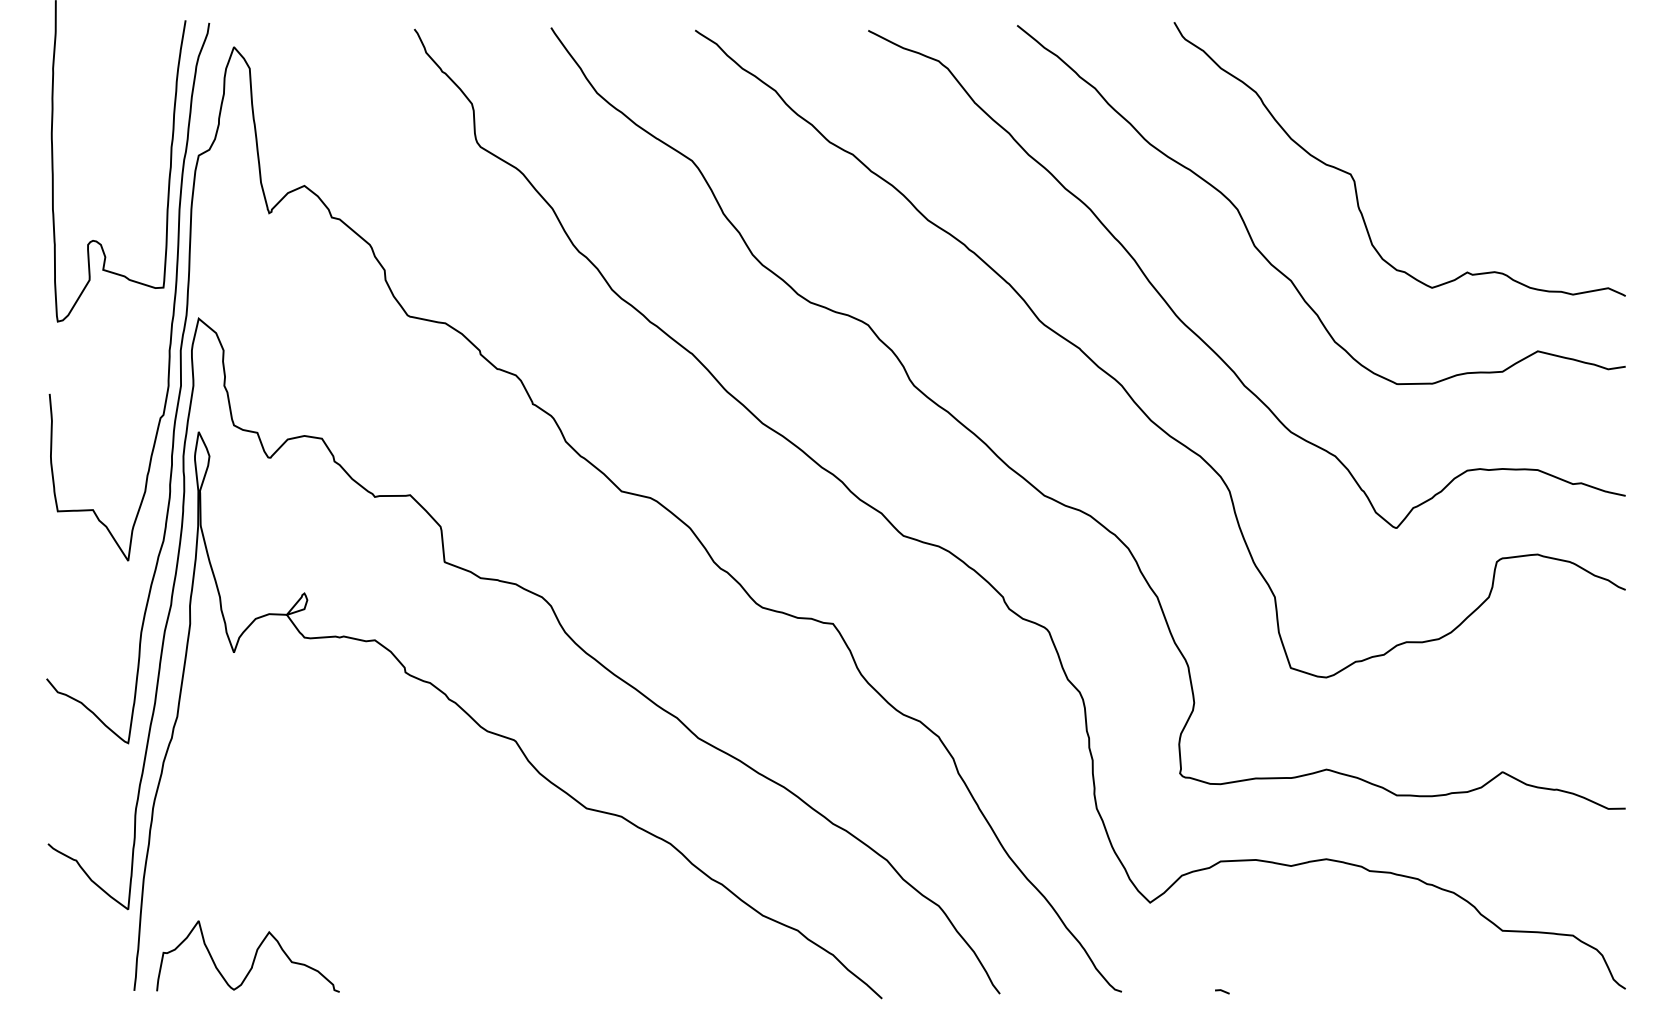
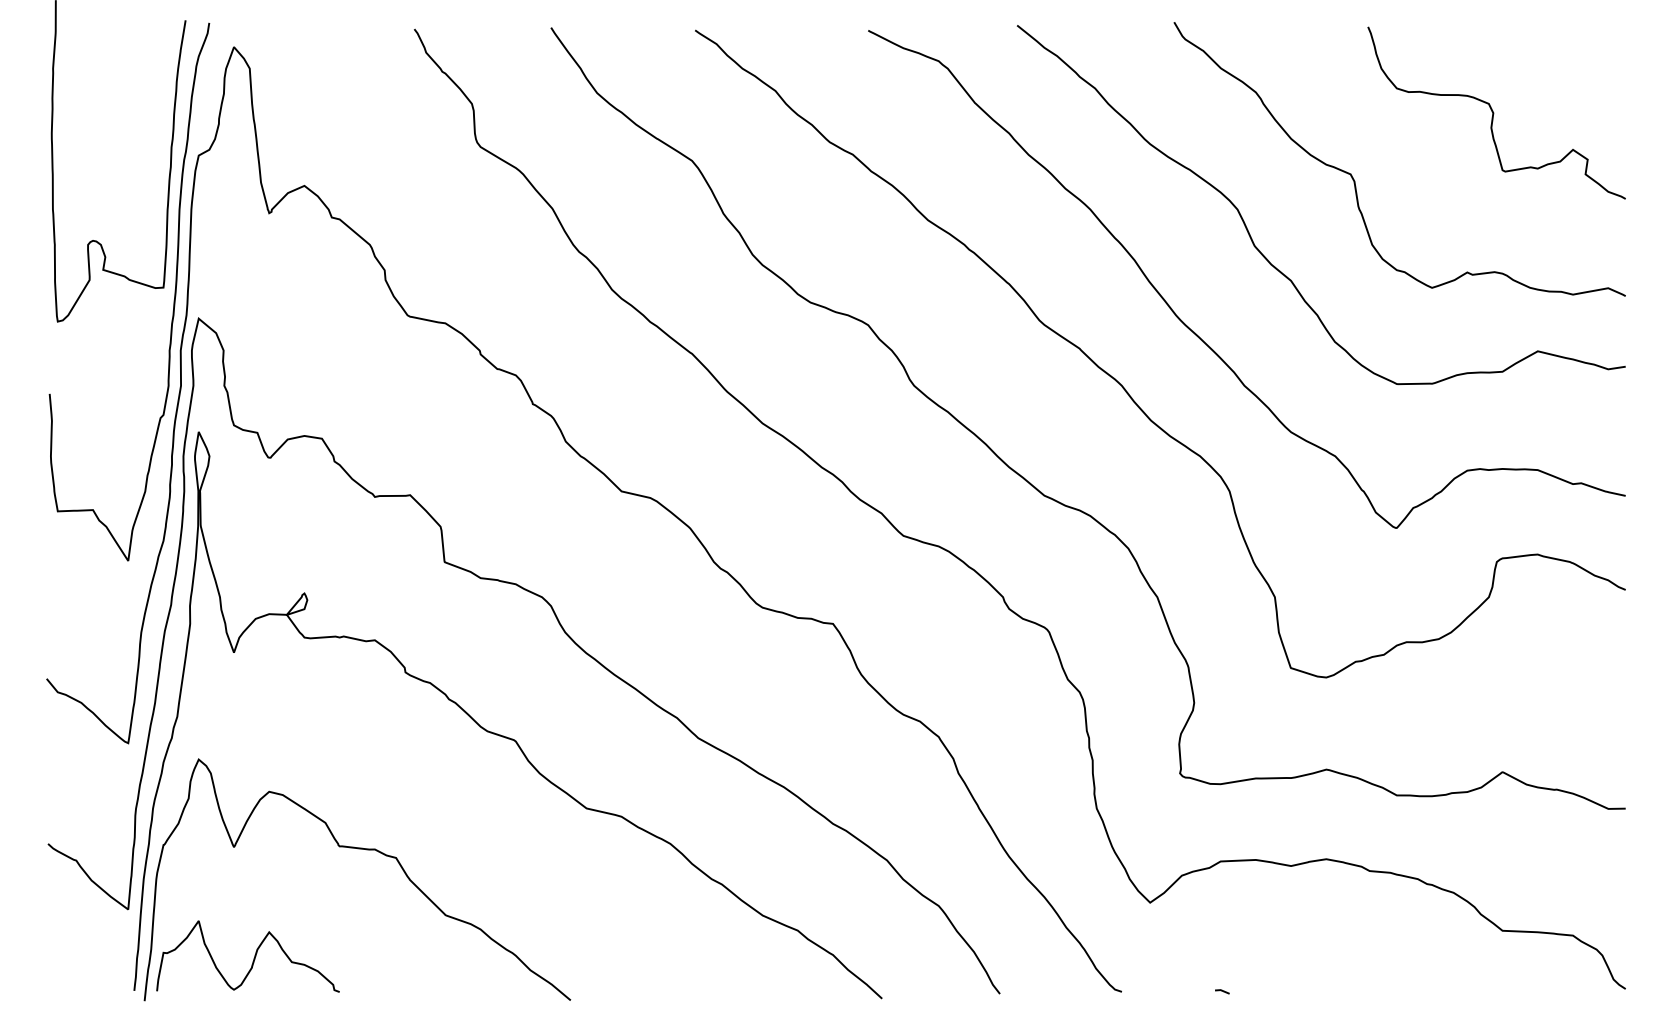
curve: none -> present (1494, 112)
curve: none -> present (357, 849)
